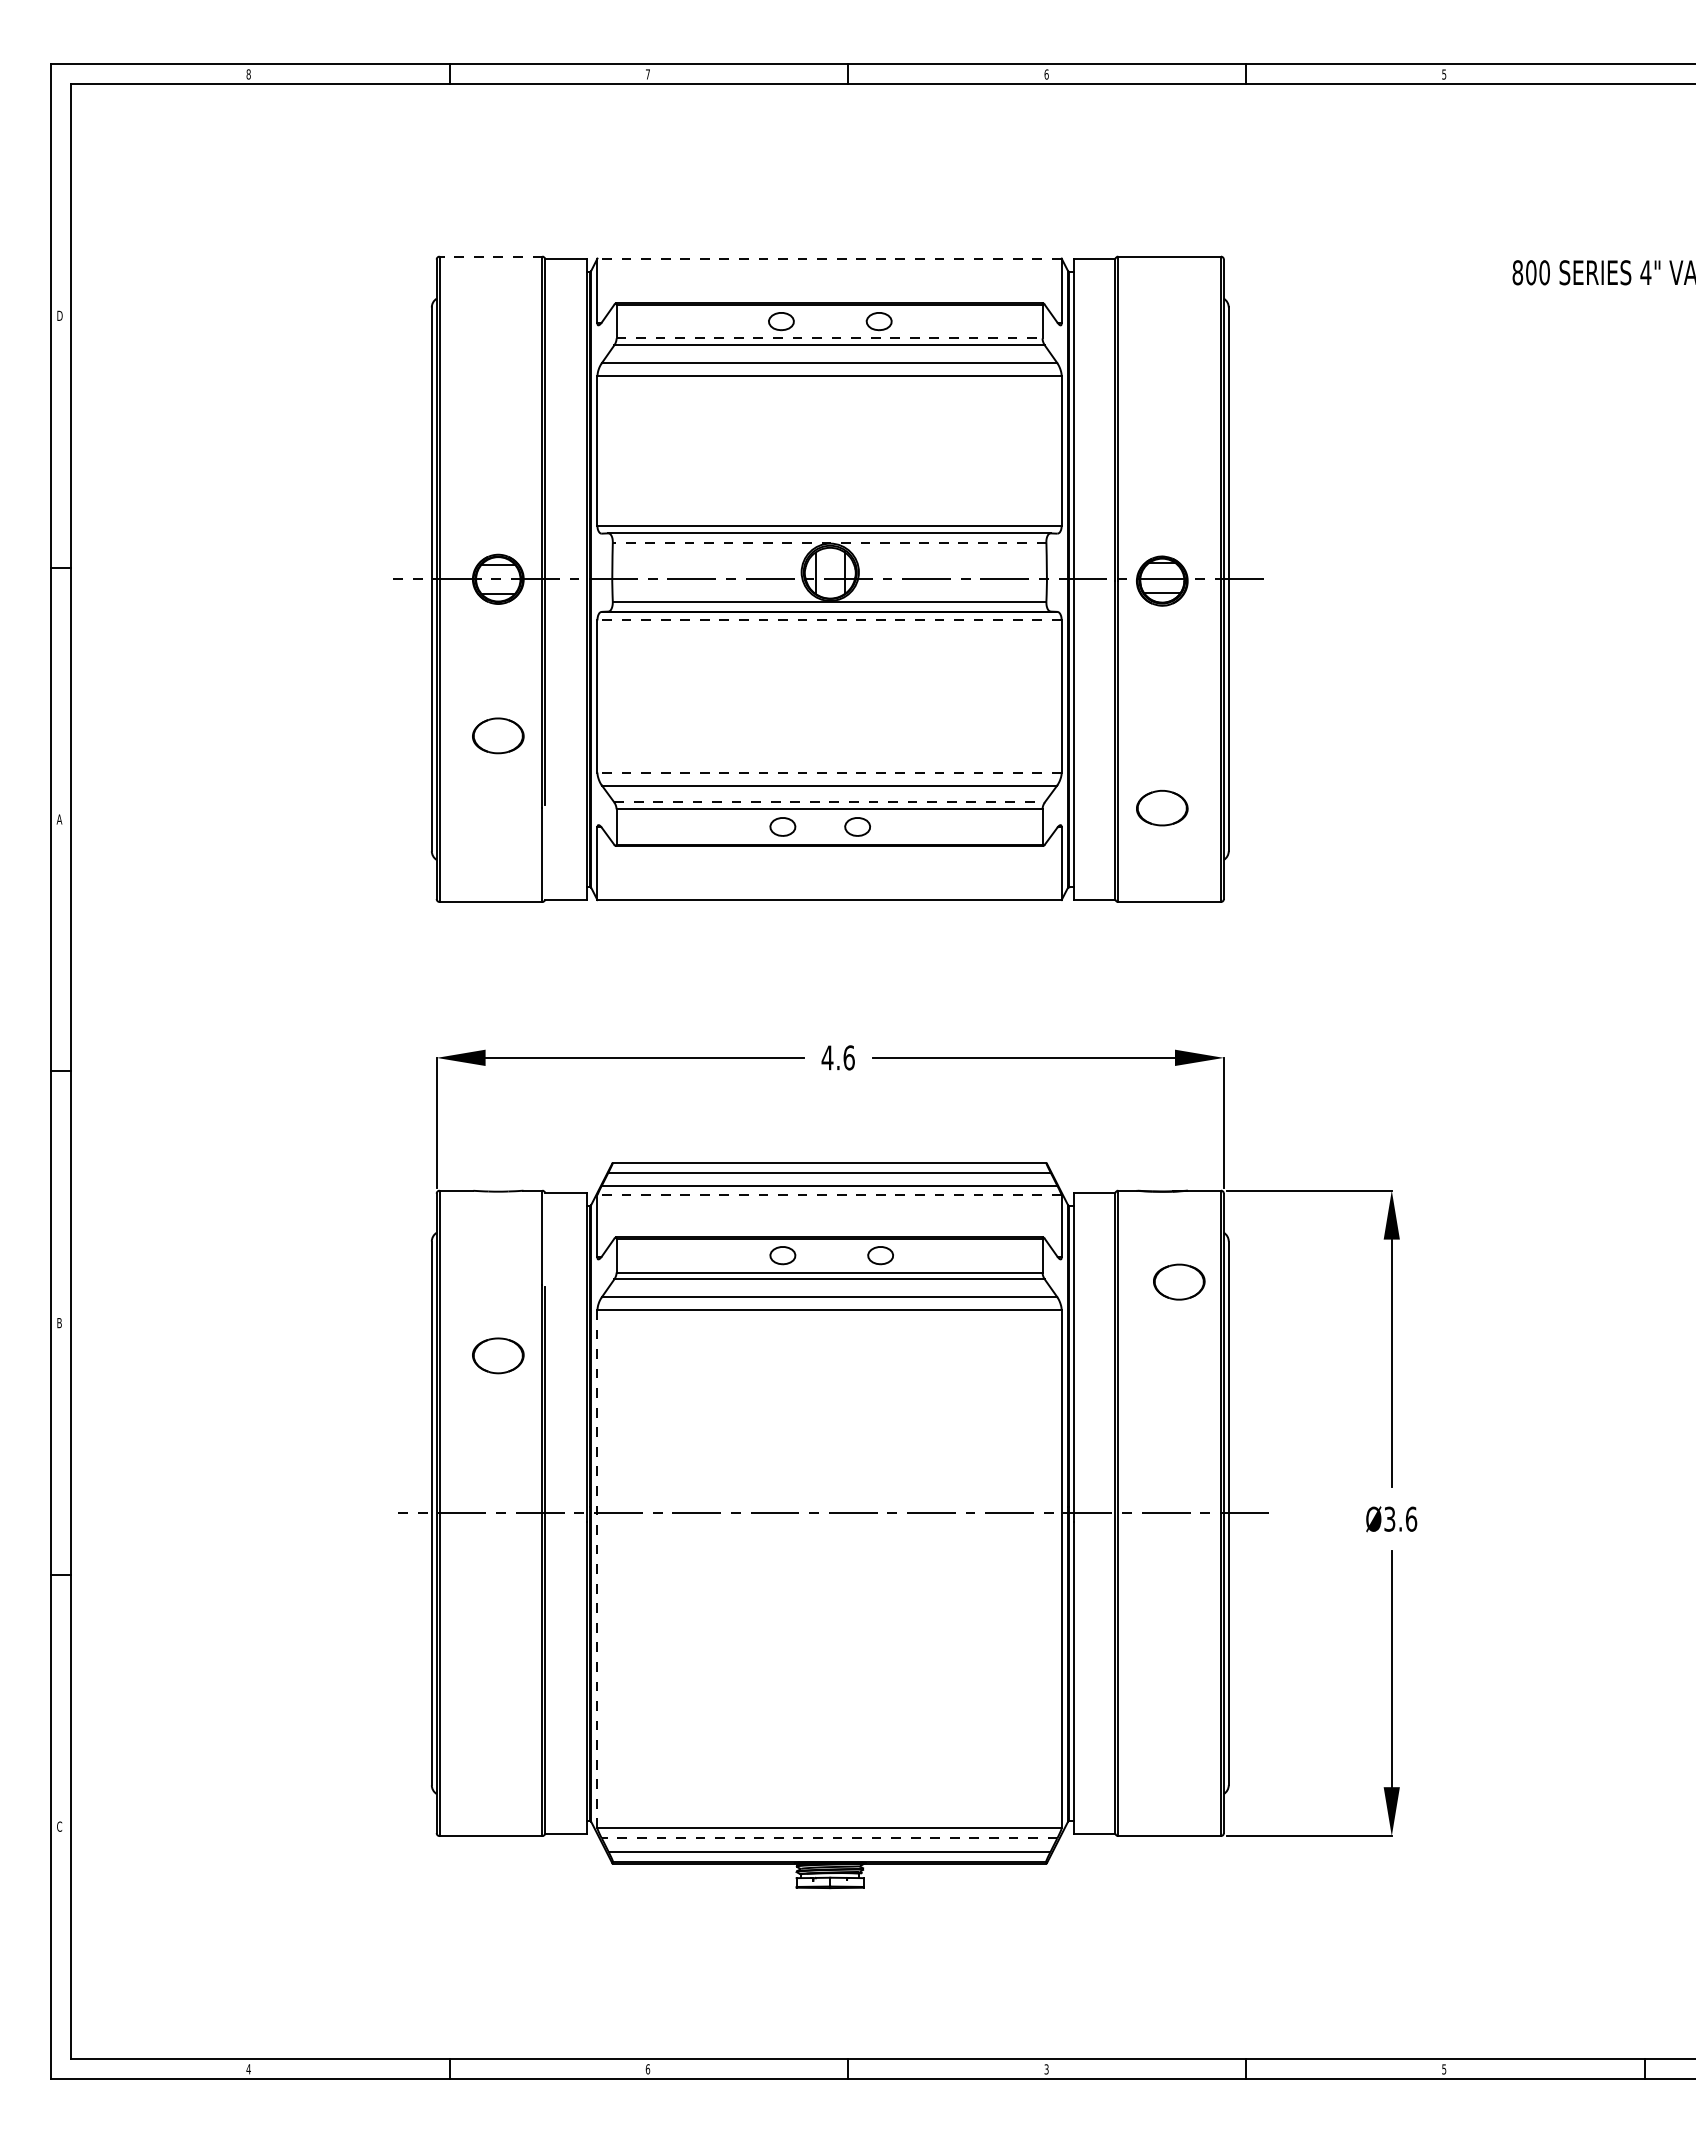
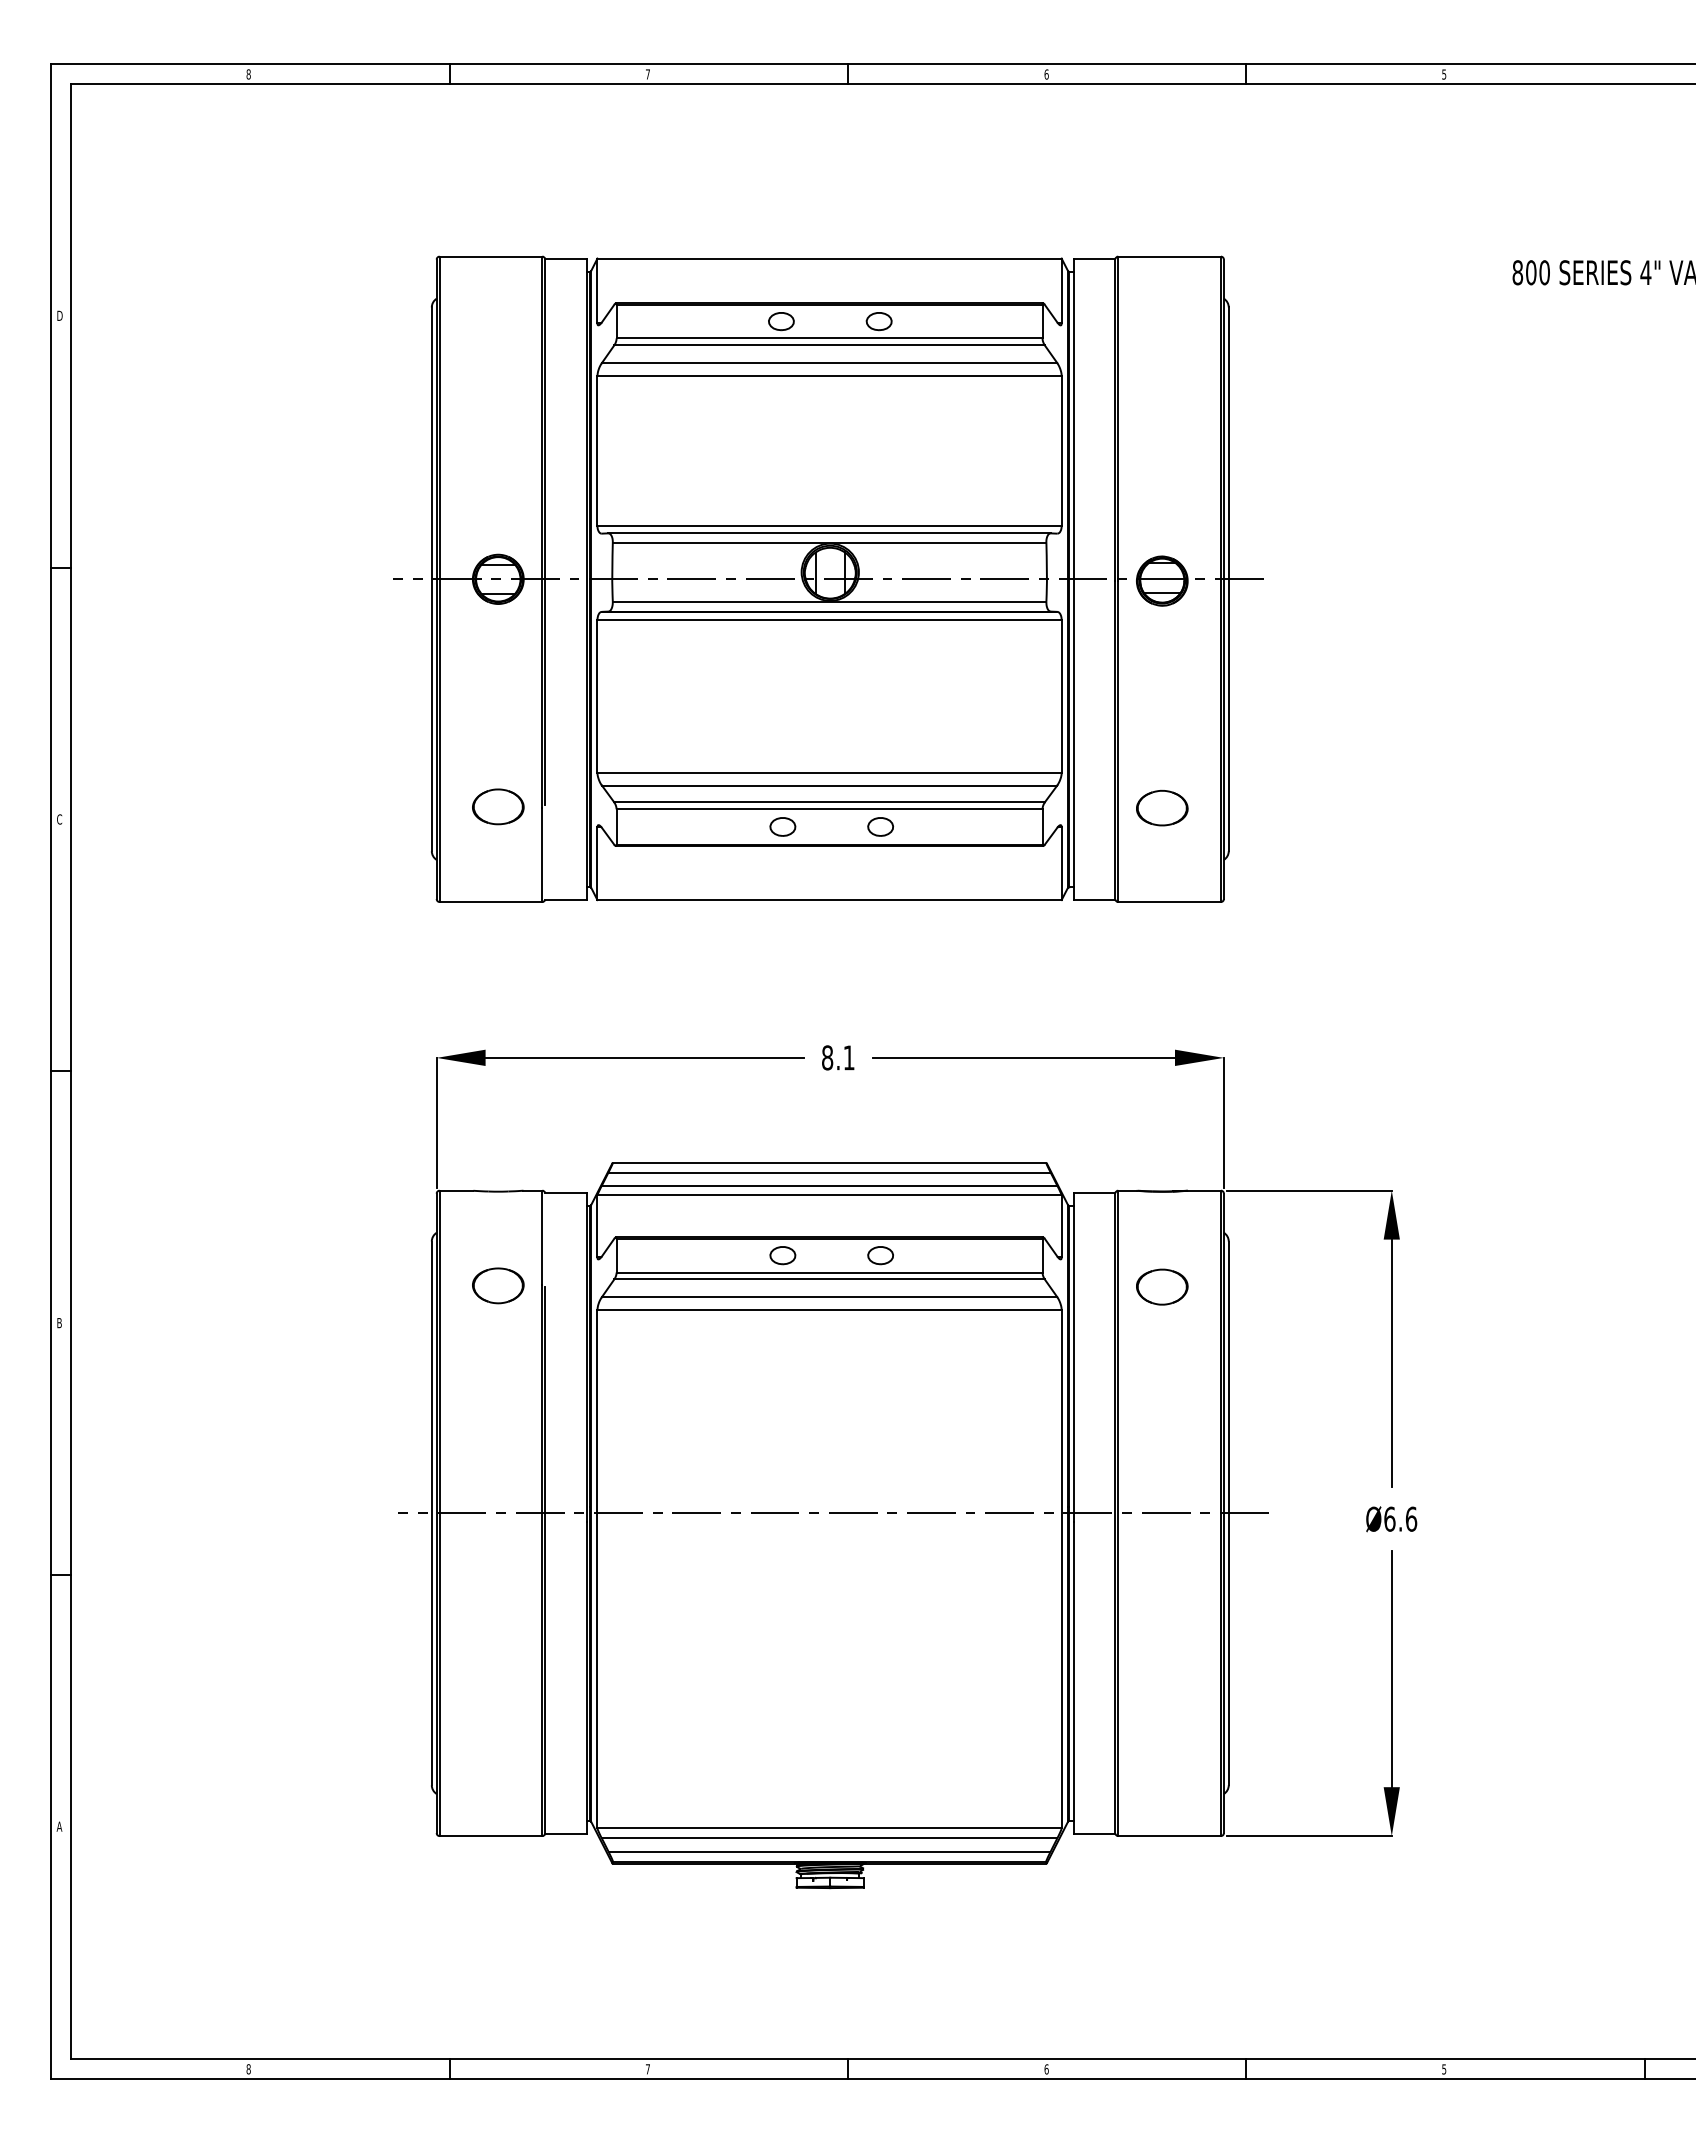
line: dashed -> solid (490, 256)
line: dashed -> solid (829, 258)
line: dashed -> solid (830, 338)
line: dashed -> solid (829, 542)
line: dashed -> solid (829, 620)
part position: (498, 735) -> (498, 806) (498, 806)
line: dashed -> solid (829, 772)
line: dashed -> solid (830, 802)
text: A -> C (59, 819)
part position: (857, 826) -> (880, 826) (880, 826)
text: 4.6 -> 8.1 (837, 1057)
line: dashed -> solid (829, 1195)
part position: (1179, 1281) -> (1162, 1286) (1162, 1286)
part position: (498, 1355) -> (498, 1285) (498, 1285)
text: Ø3.6 -> Ø6.6 (1389, 1518)
line: dashed -> solid (597, 1569)
text: C -> A (59, 1826)
line: dashed -> solid (829, 1838)
text: 4 -> 8 (248, 2069)
text: 6 -> 7 (647, 2069)
text: 3 -> 6 (1046, 2069)
